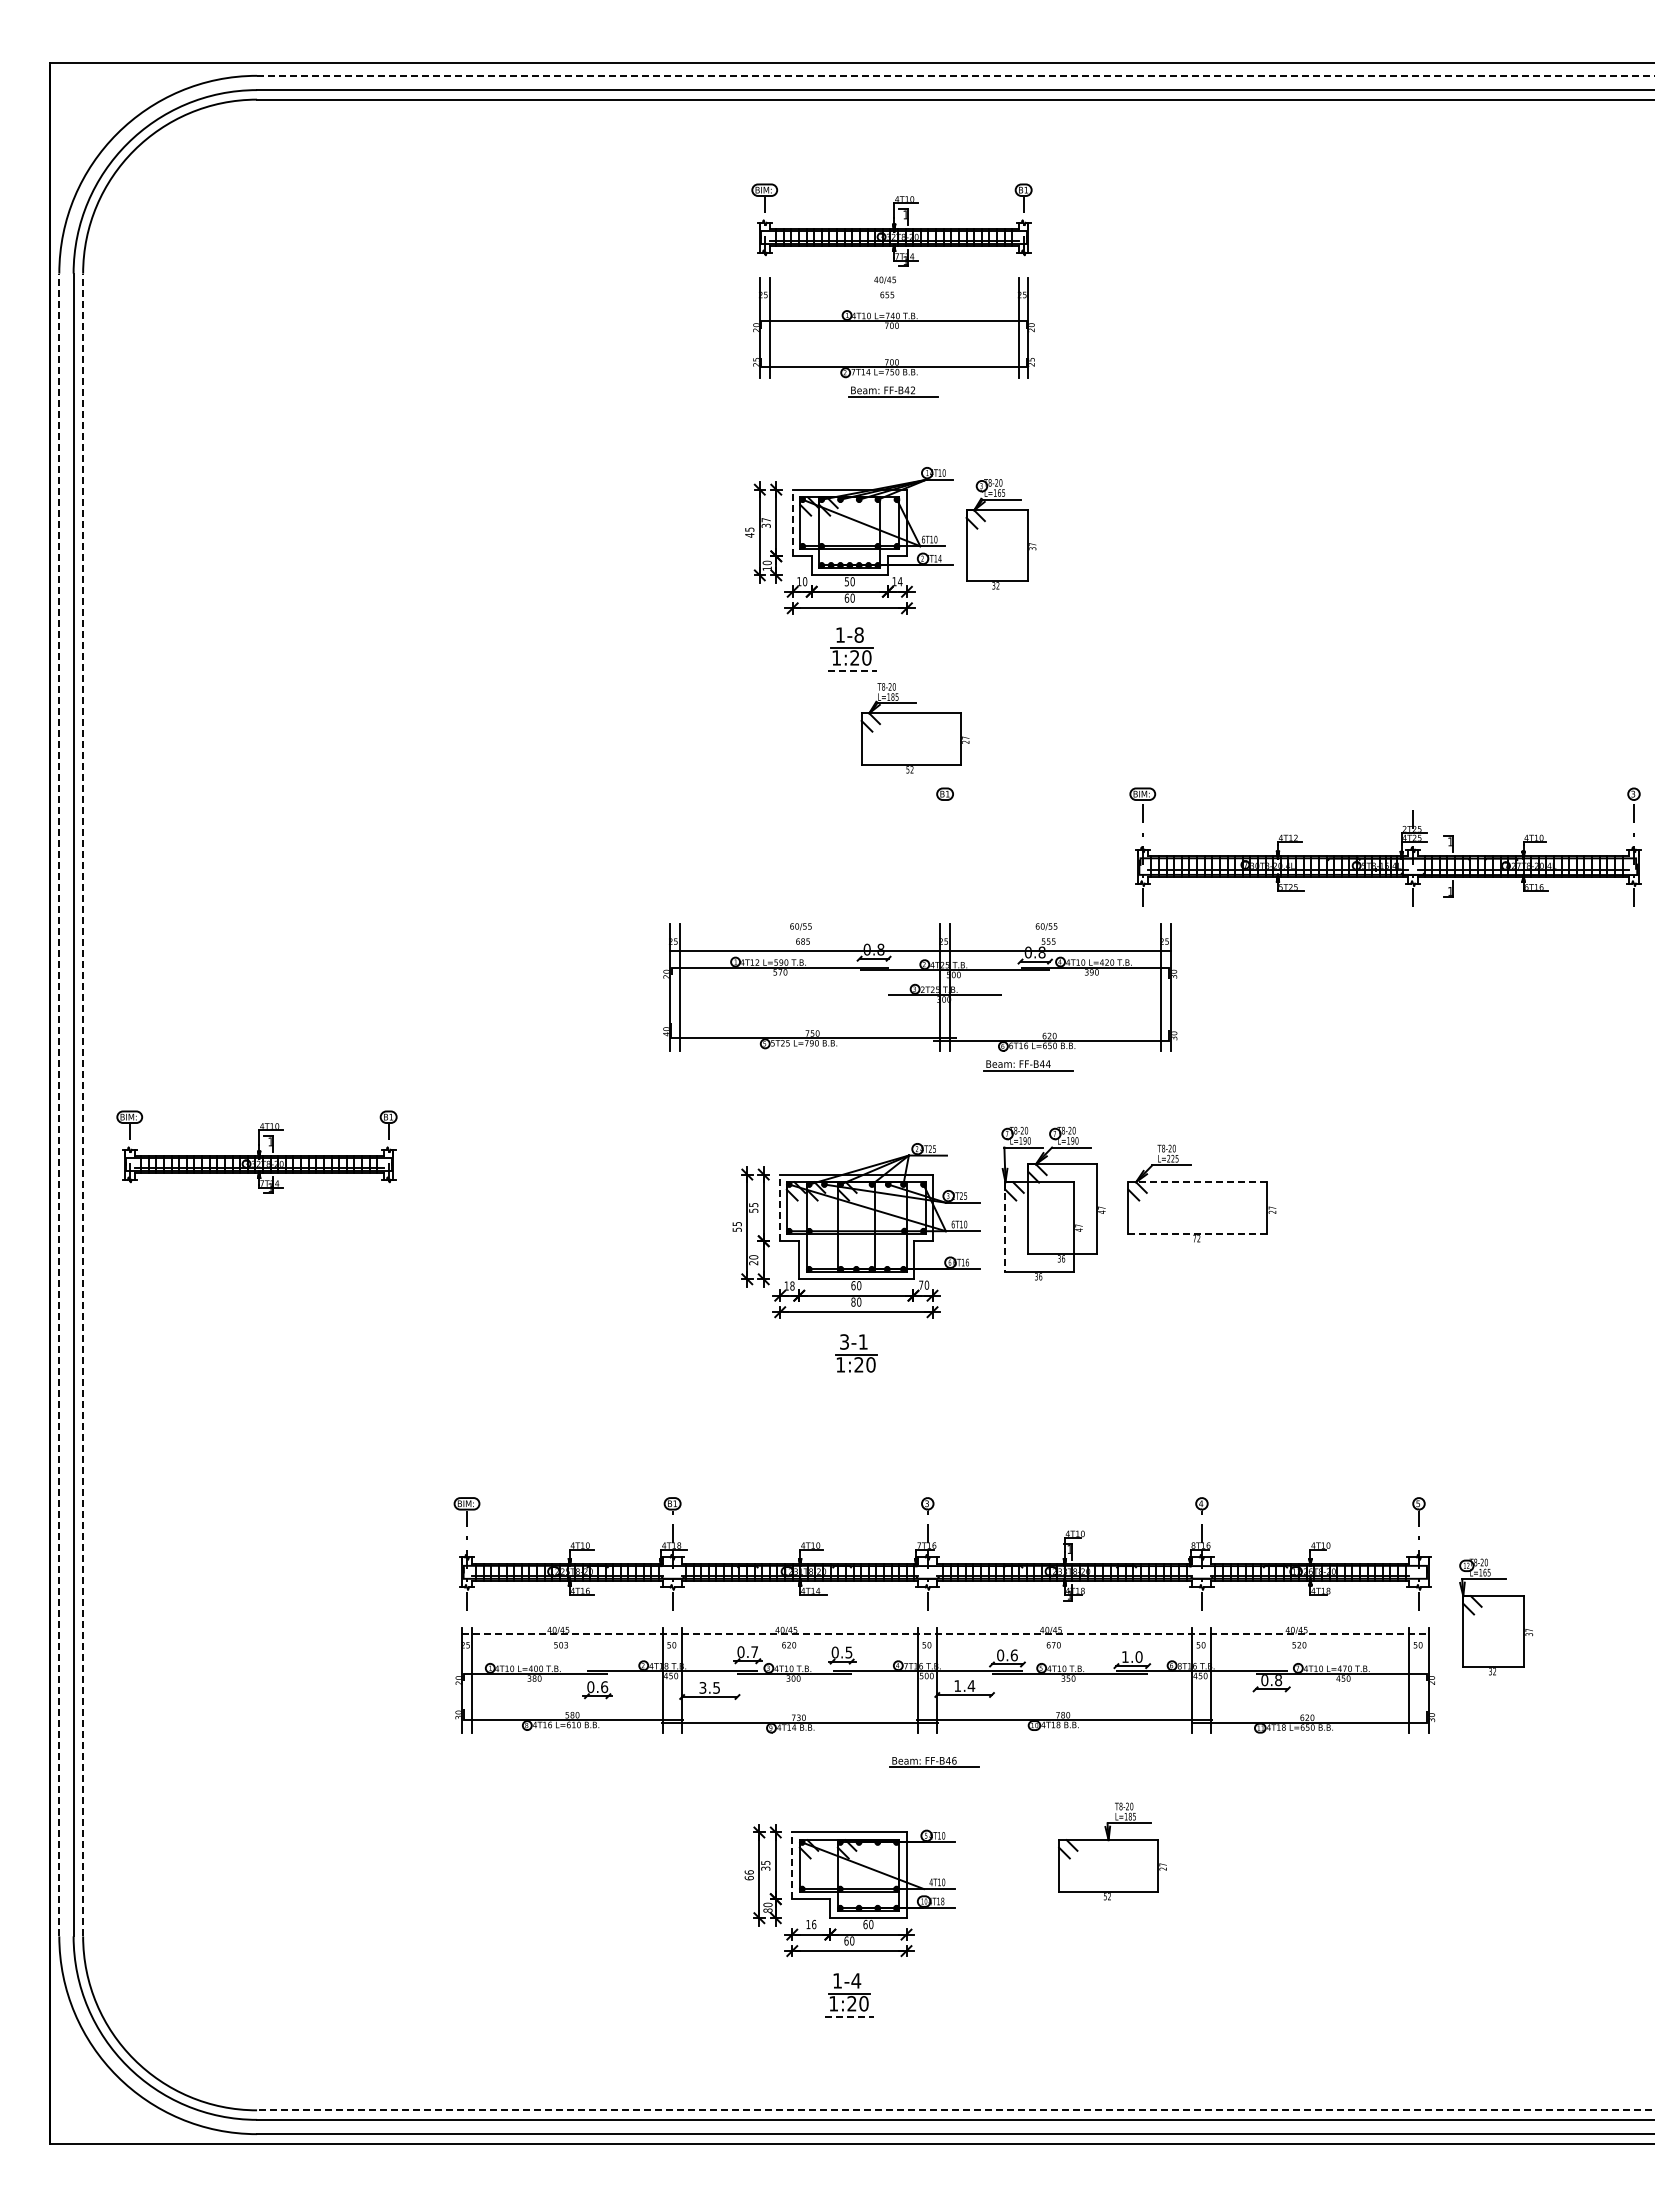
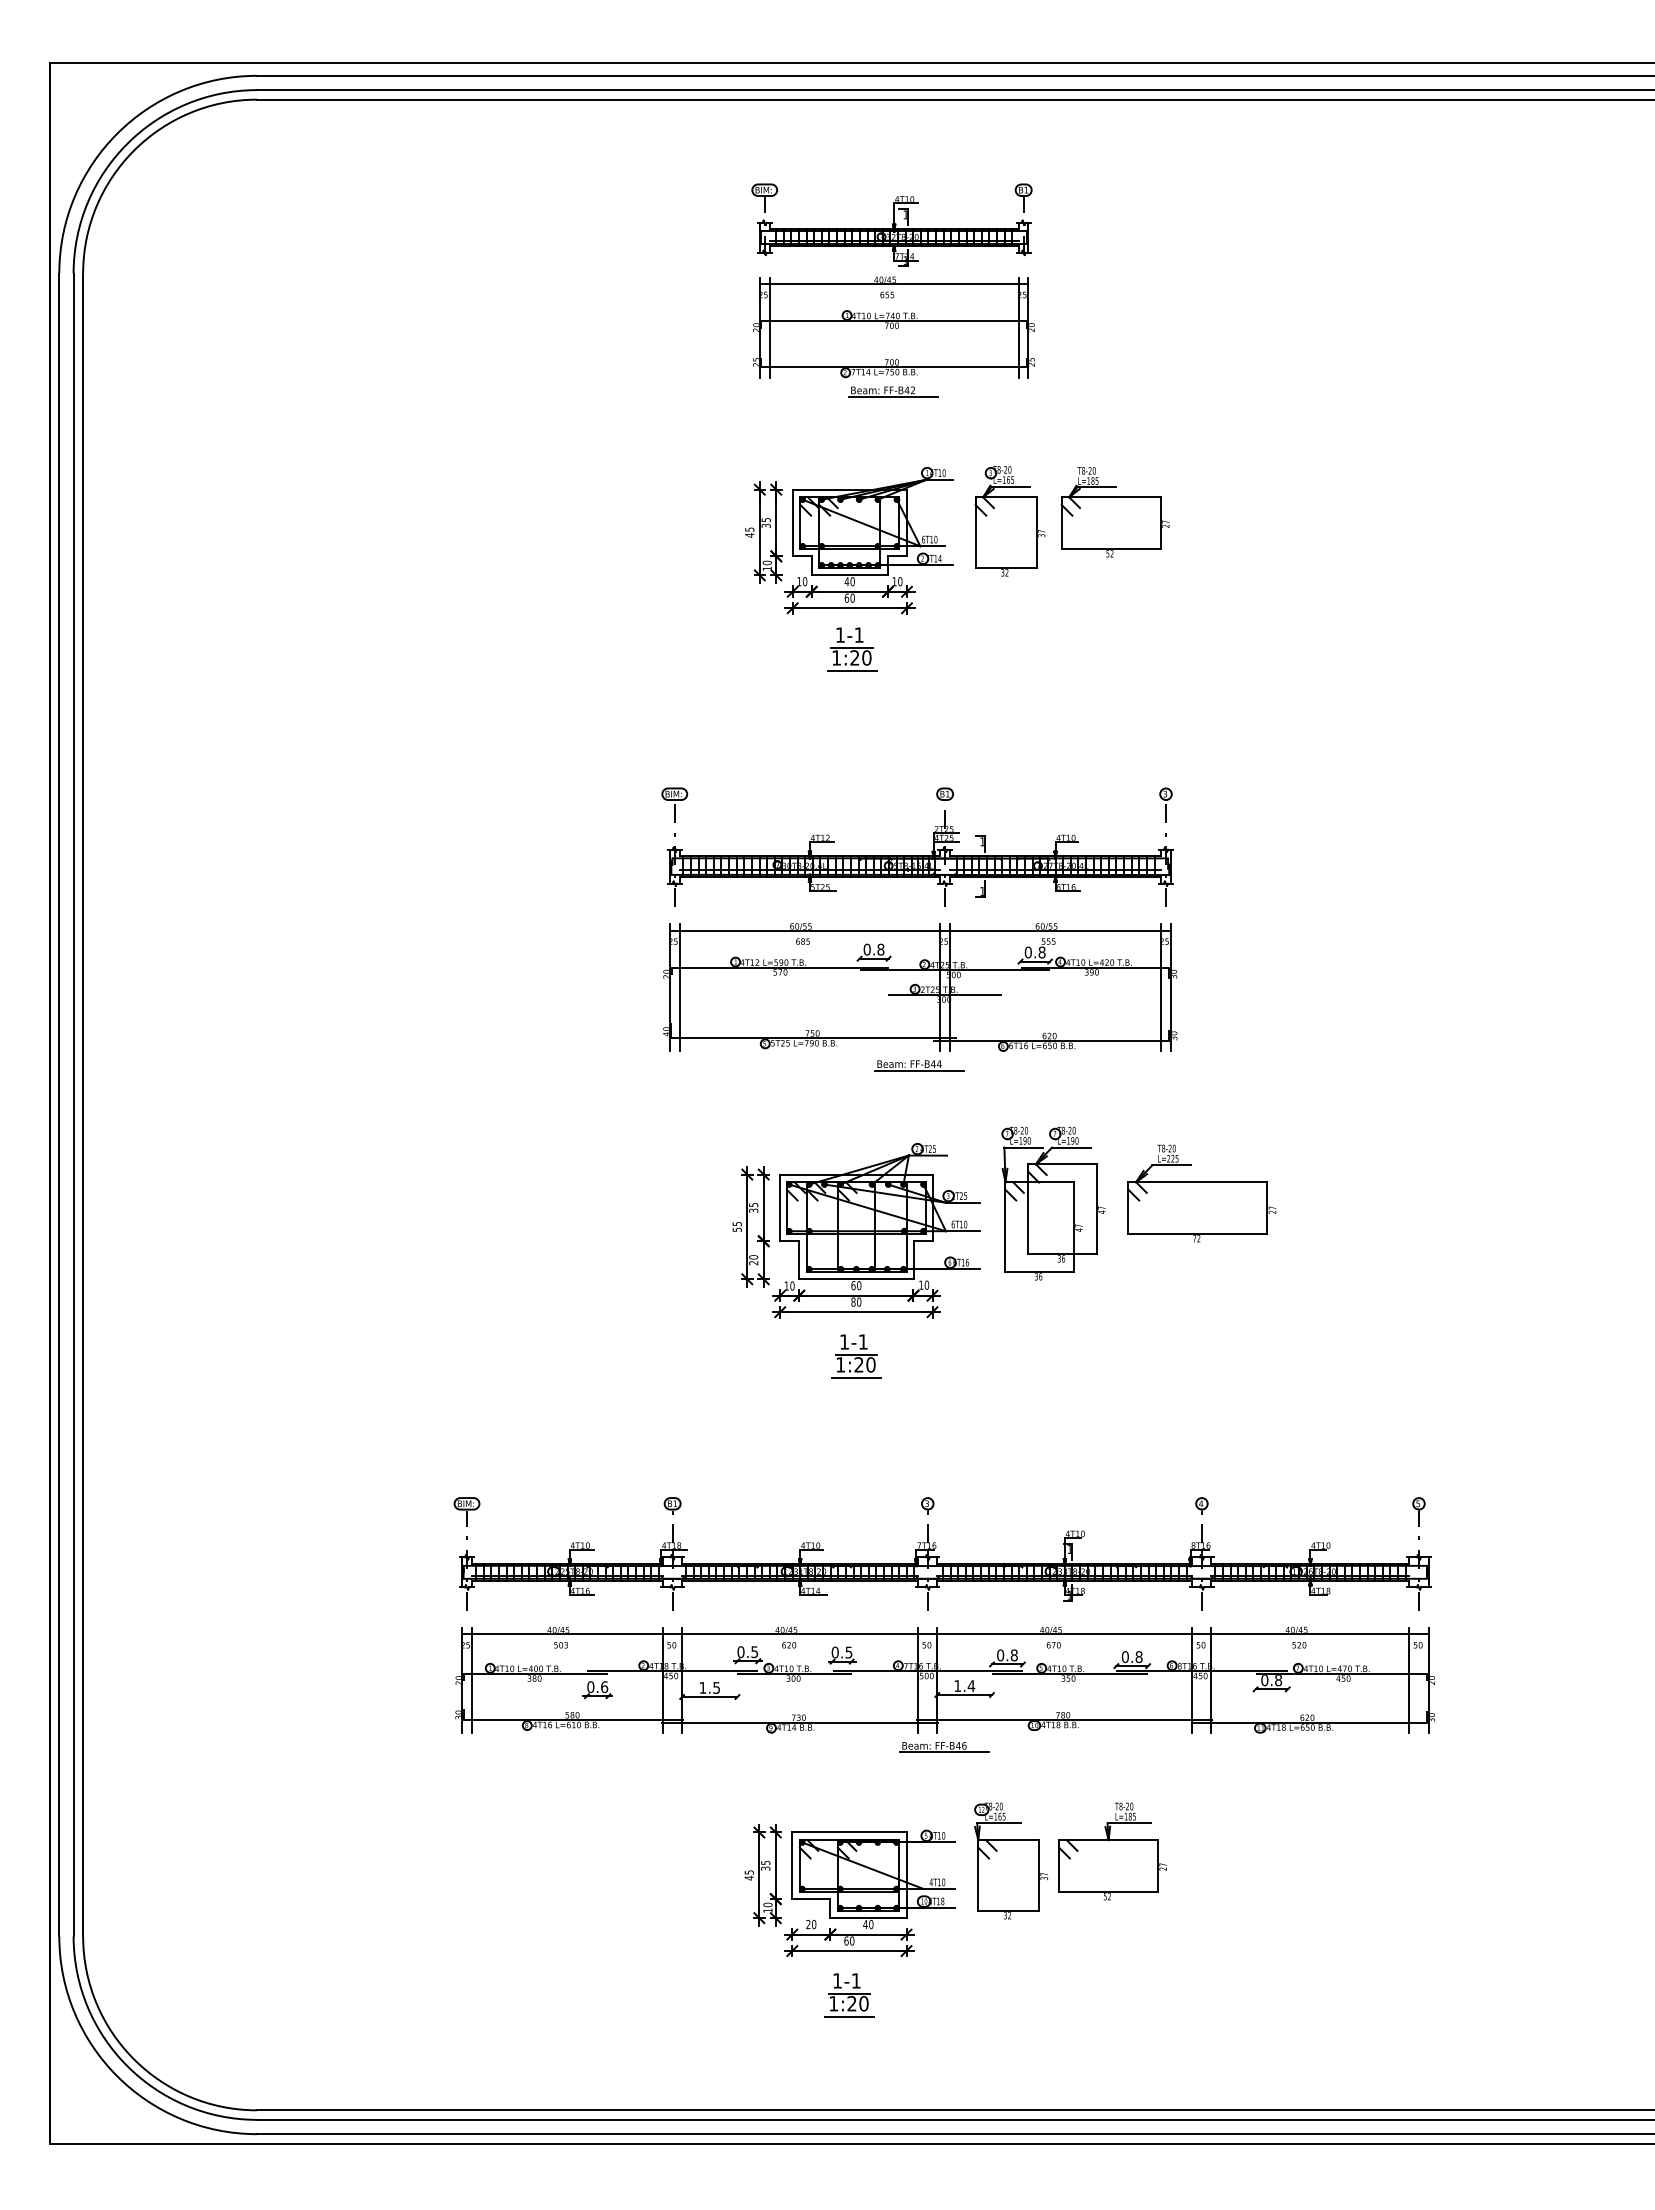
line: dashed -> solid (956, 75)
line: none -> present (893, 284)
text: 37 -> 35 (765, 520)
line: dashed -> solid (792, 522)
part position: (1000, 534) -> (1009, 521) (1009, 521)
text: 50 -> 40 (846, 581)
text: 14 -> 10 (899, 581)
text: 1-8 -> 1-1 (858, 634)
line: dashed -> solid (852, 671)
part position: (914, 728) -> (1114, 512) (1114, 512)
part position: (1385, 855) -> (917, 855) (917, 855)
line position: (920, 950) -> (920, 930) (920, 930)
part position: (1028, 1065) -> (919, 1065) (919, 1065)
line: dashed -> solid (59, 1104)
line: dashed -> solid (83, 1104)
part: present -> none (256, 1151)
line: dashed -> solid (1198, 1182)
line: dashed -> solid (780, 1207)
text: 55 -> 35 (753, 1210)
line: dashed -> solid (1005, 1226)
line: dashed -> solid (1198, 1233)
text: 70 -> 10 (921, 1284)
text: 18 -> 10 (792, 1285)
text: 3-1 -> 1-1 (844, 1341)
line: none -> present (855, 1378)
part position: (1496, 1616) -> (1011, 1860) (1011, 1860)
line: dashed -> solid (945, 1634)
text: 0.7 -> 0.5 (754, 1652)
text: 0.6 -> 0.8 (1013, 1655)
text: 1.0 -> 0.8 (1131, 1656)
text: 3.5 -> 1.5 (702, 1687)
part position: (934, 1762) -> (944, 1747) (944, 1747)
line: dashed -> solid (792, 1865)
text: 66 -> 45 (748, 1875)
text: 80 -> 10 (767, 1910)
text: 16 -> 20 (811, 1923)
text: 60 -> 40 (865, 1924)
text: 1-4 -> 1-1 (856, 1980)
line: dashed -> solid (849, 2017)
line: dashed -> solid (955, 2110)
